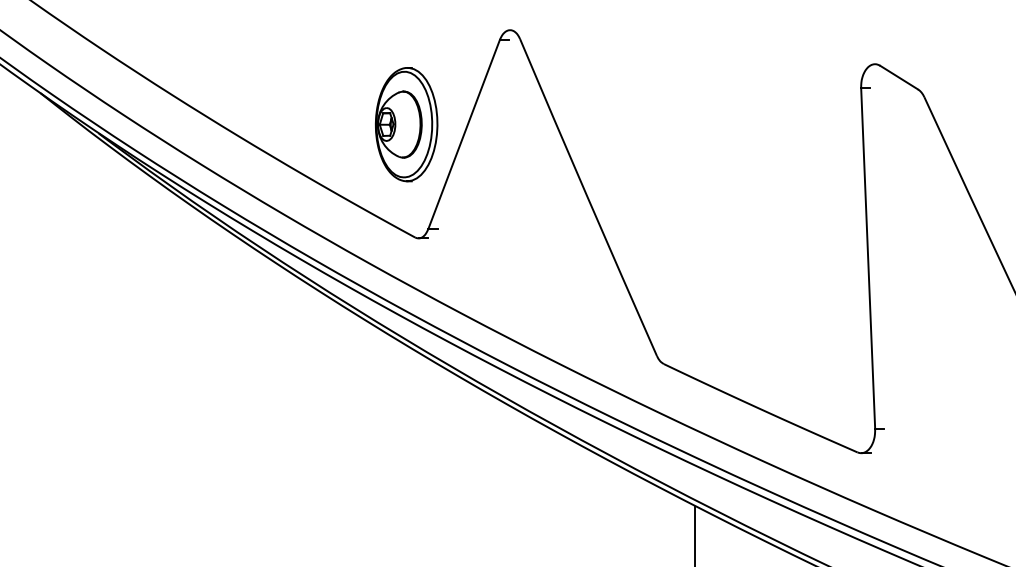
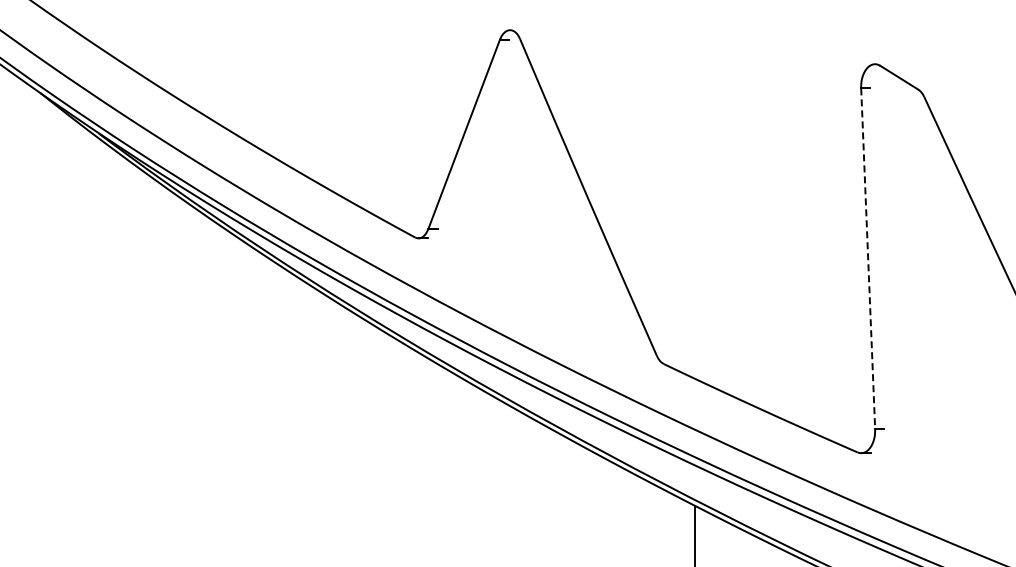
part: present -> none (406, 124)
line: solid -> dashed (868, 259)
